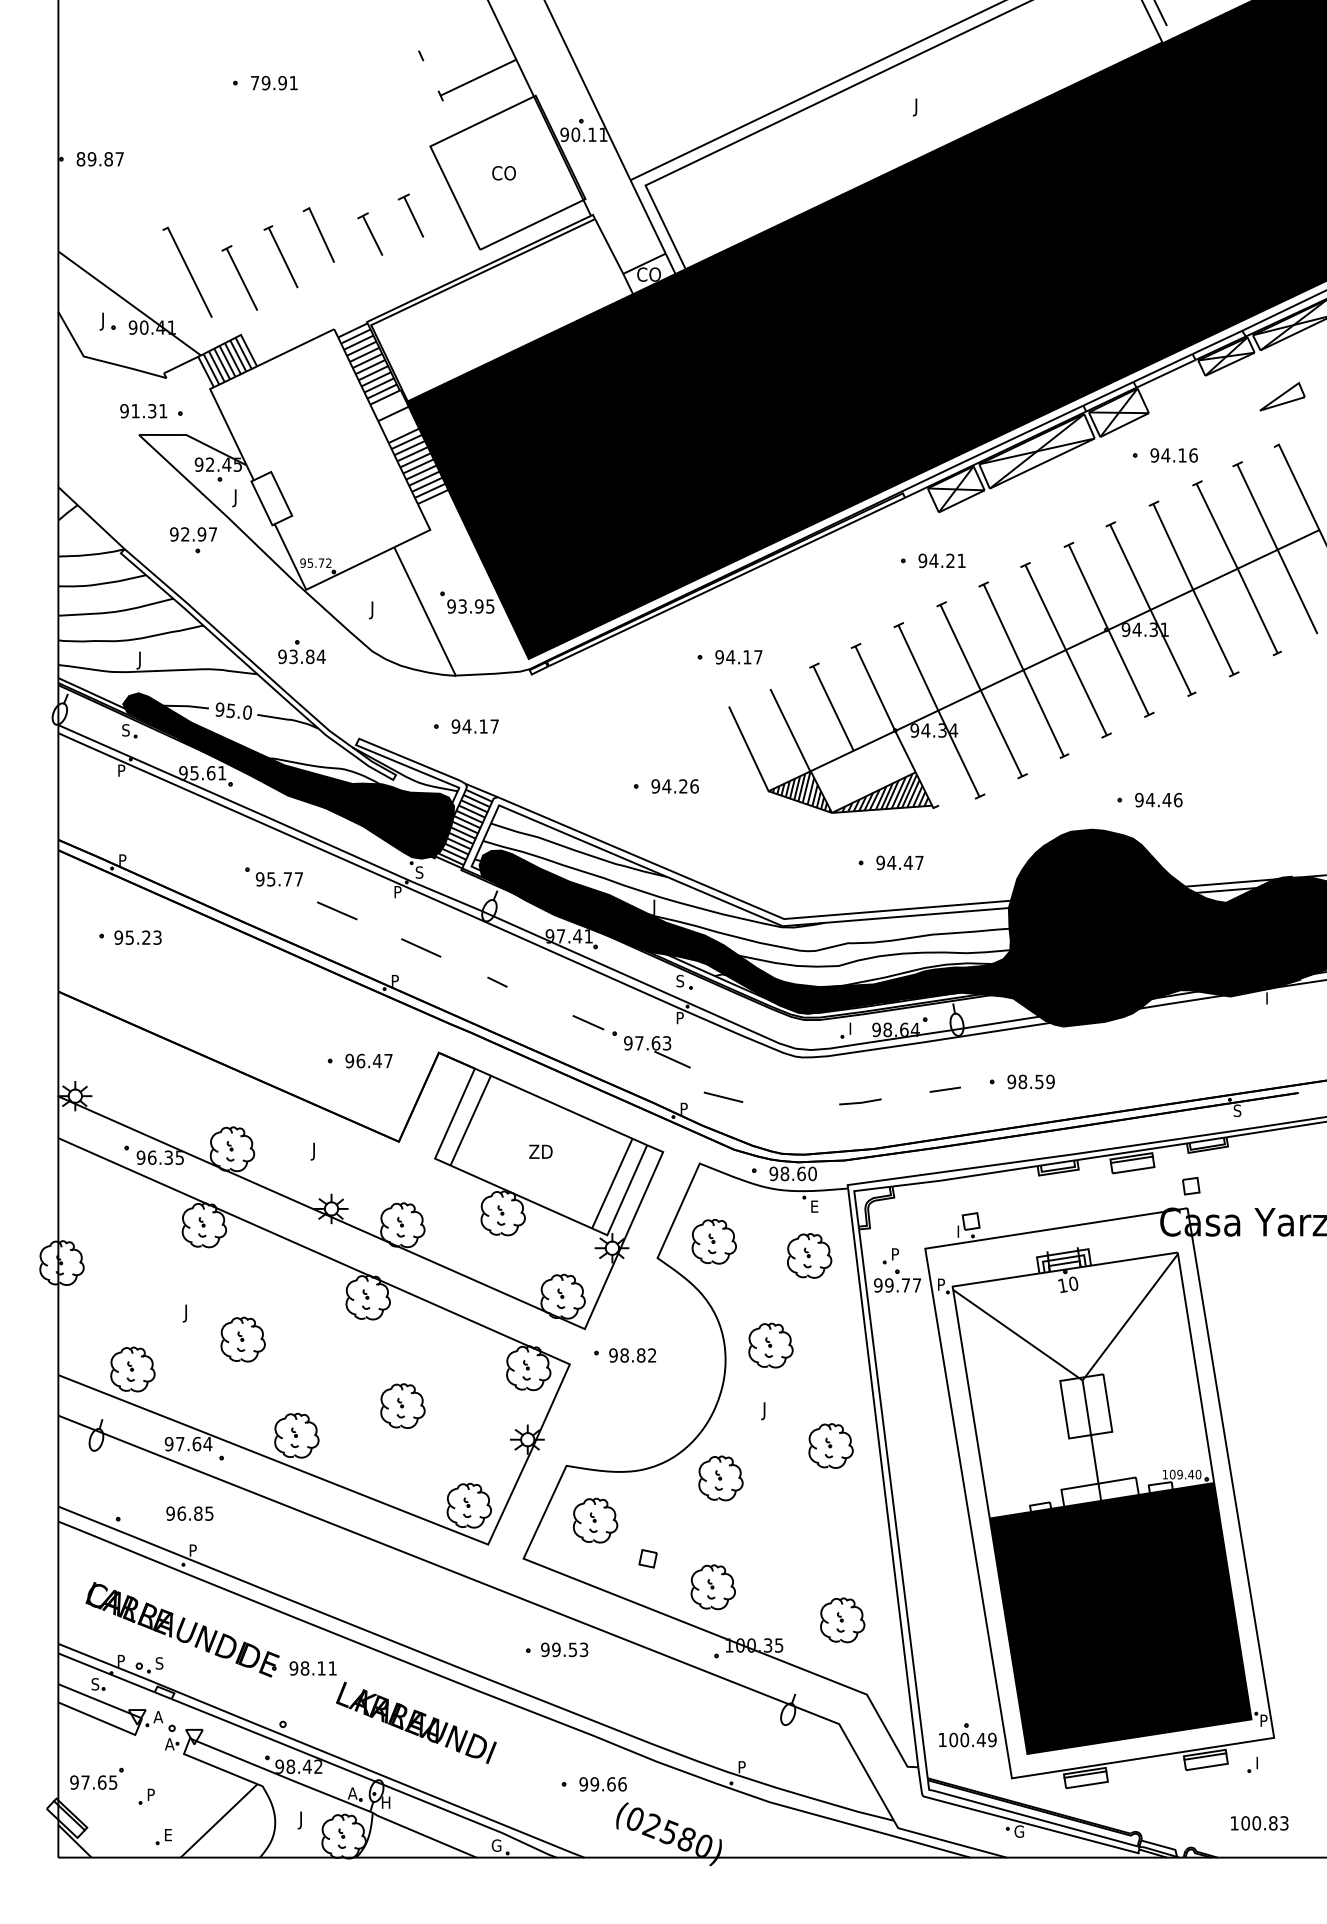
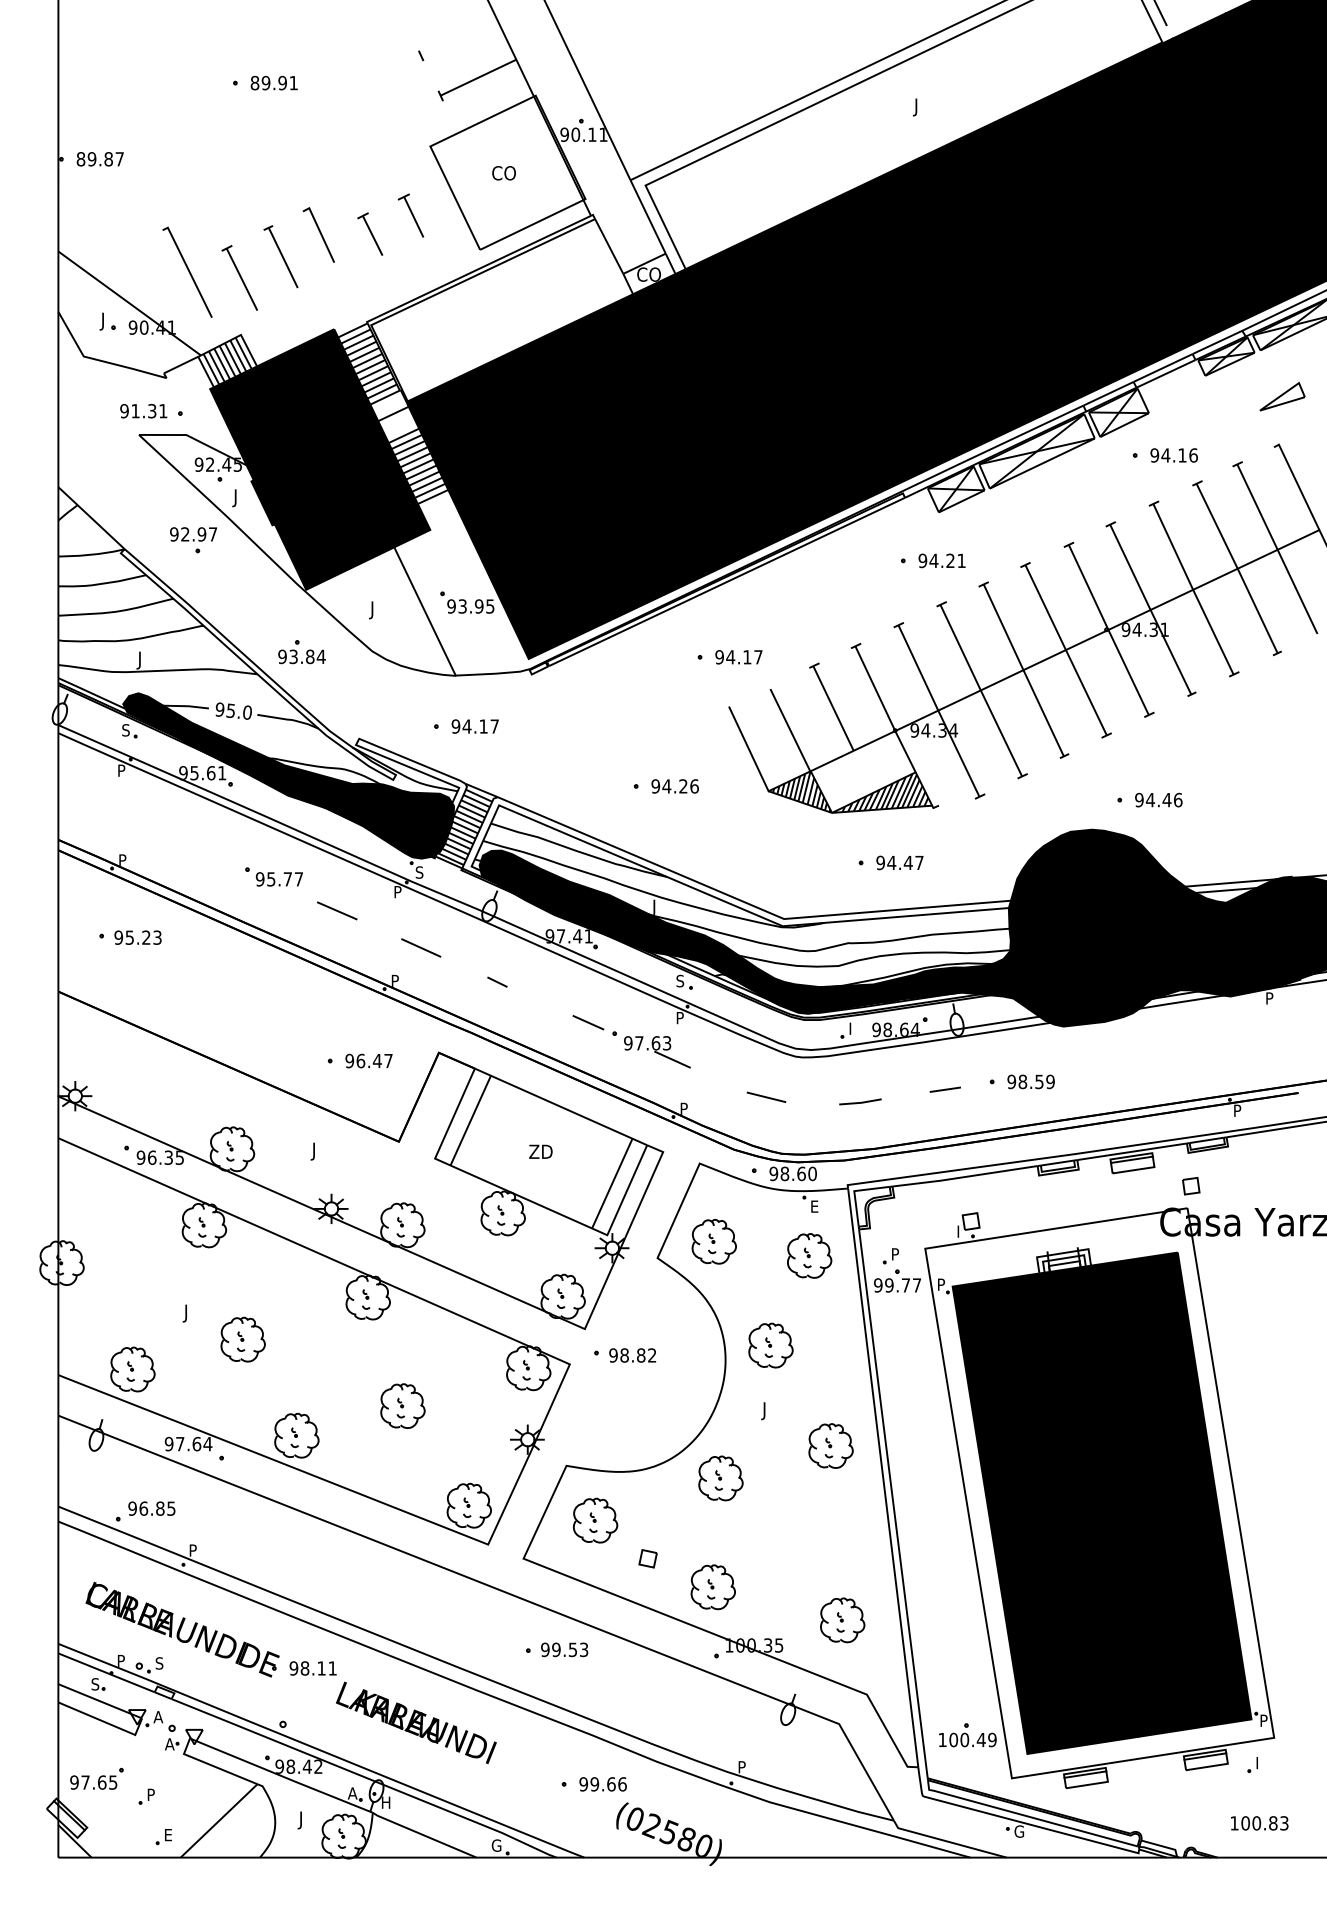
text: 79.91 -> 89.91 (254, 82)
fill: none -> present (320, 459)
text: I -> P (1270, 995)
line position: (723, 1096) -> (766, 1096) (766, 1096)
text: S -> P (1237, 1110)
fill: none -> present (1083, 1385)
text position: (189, 1513) -> (151, 1508) (151, 1508)
